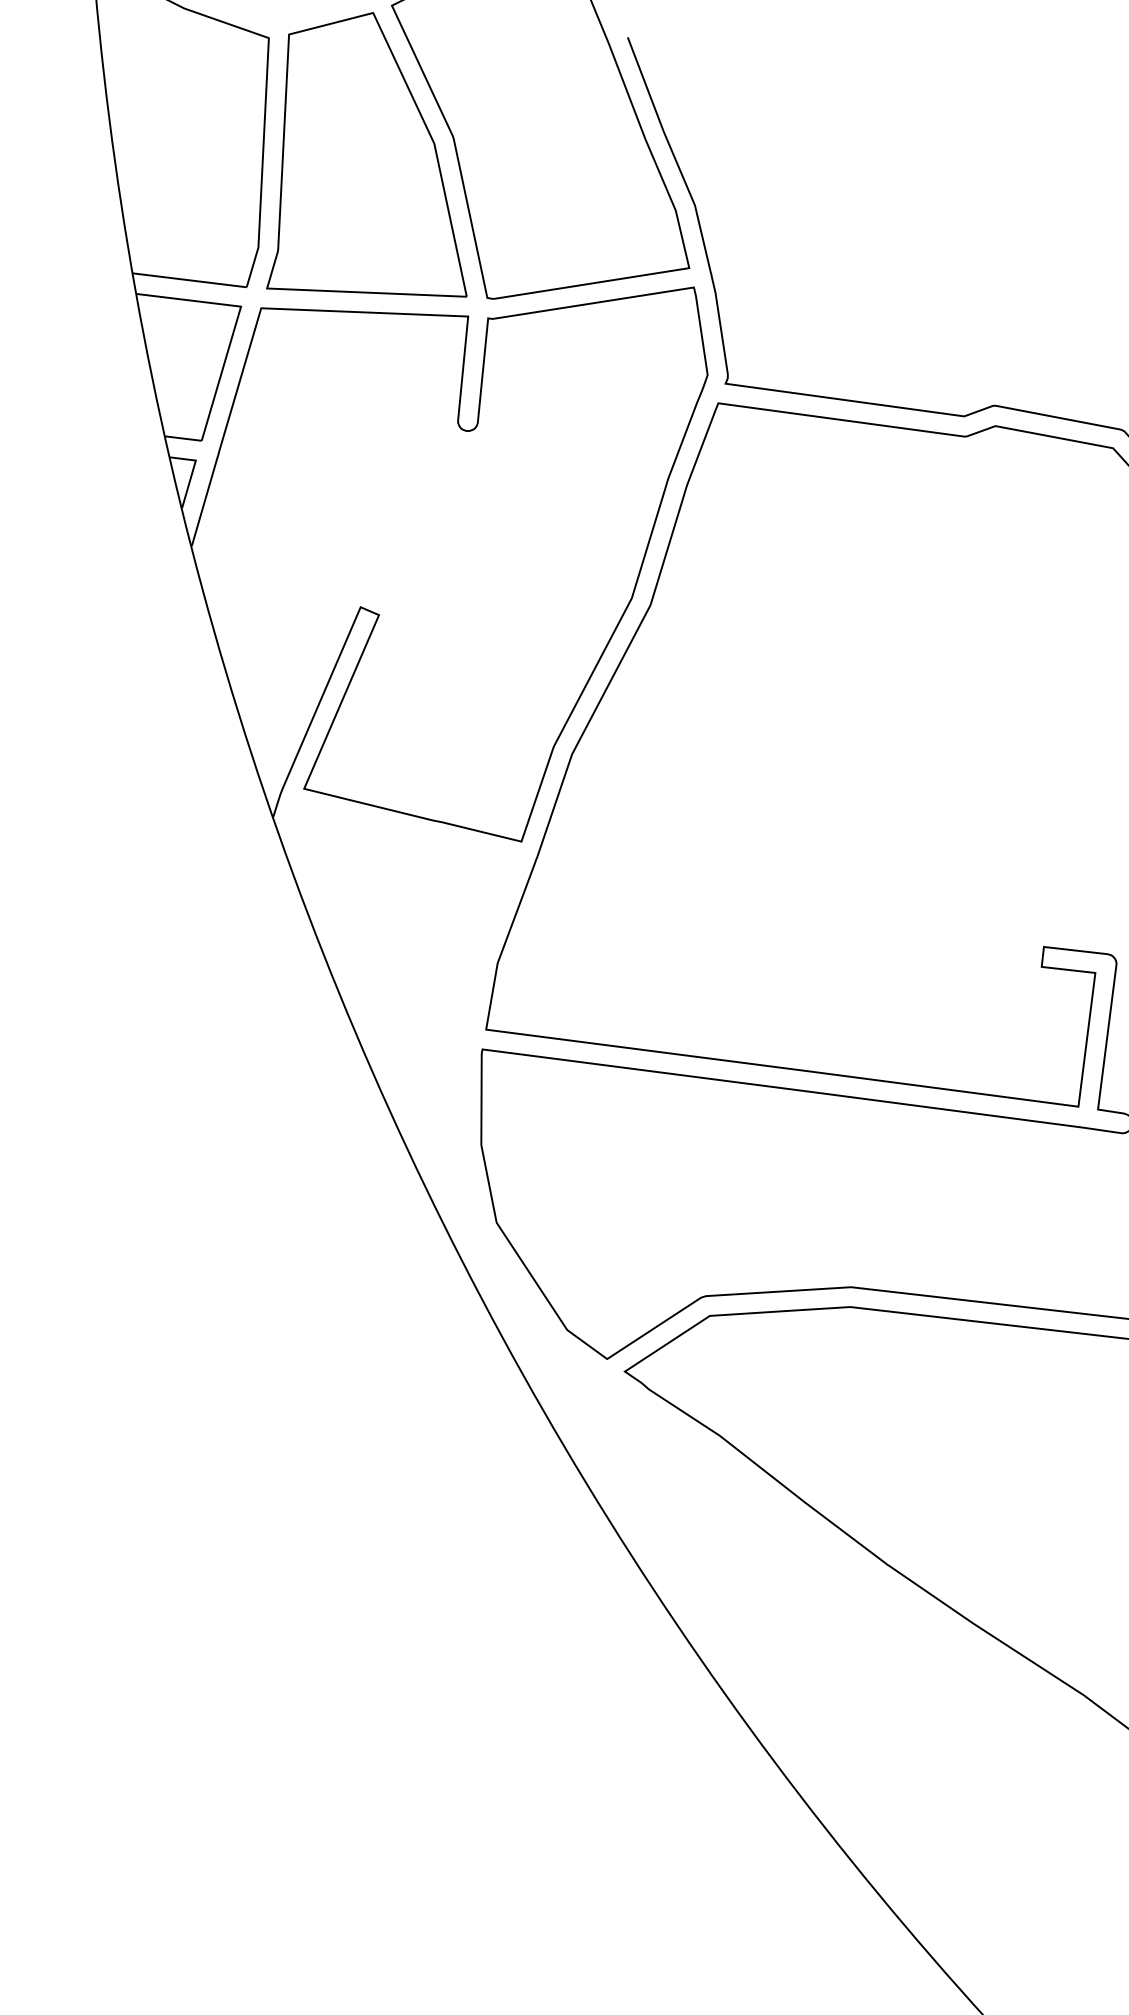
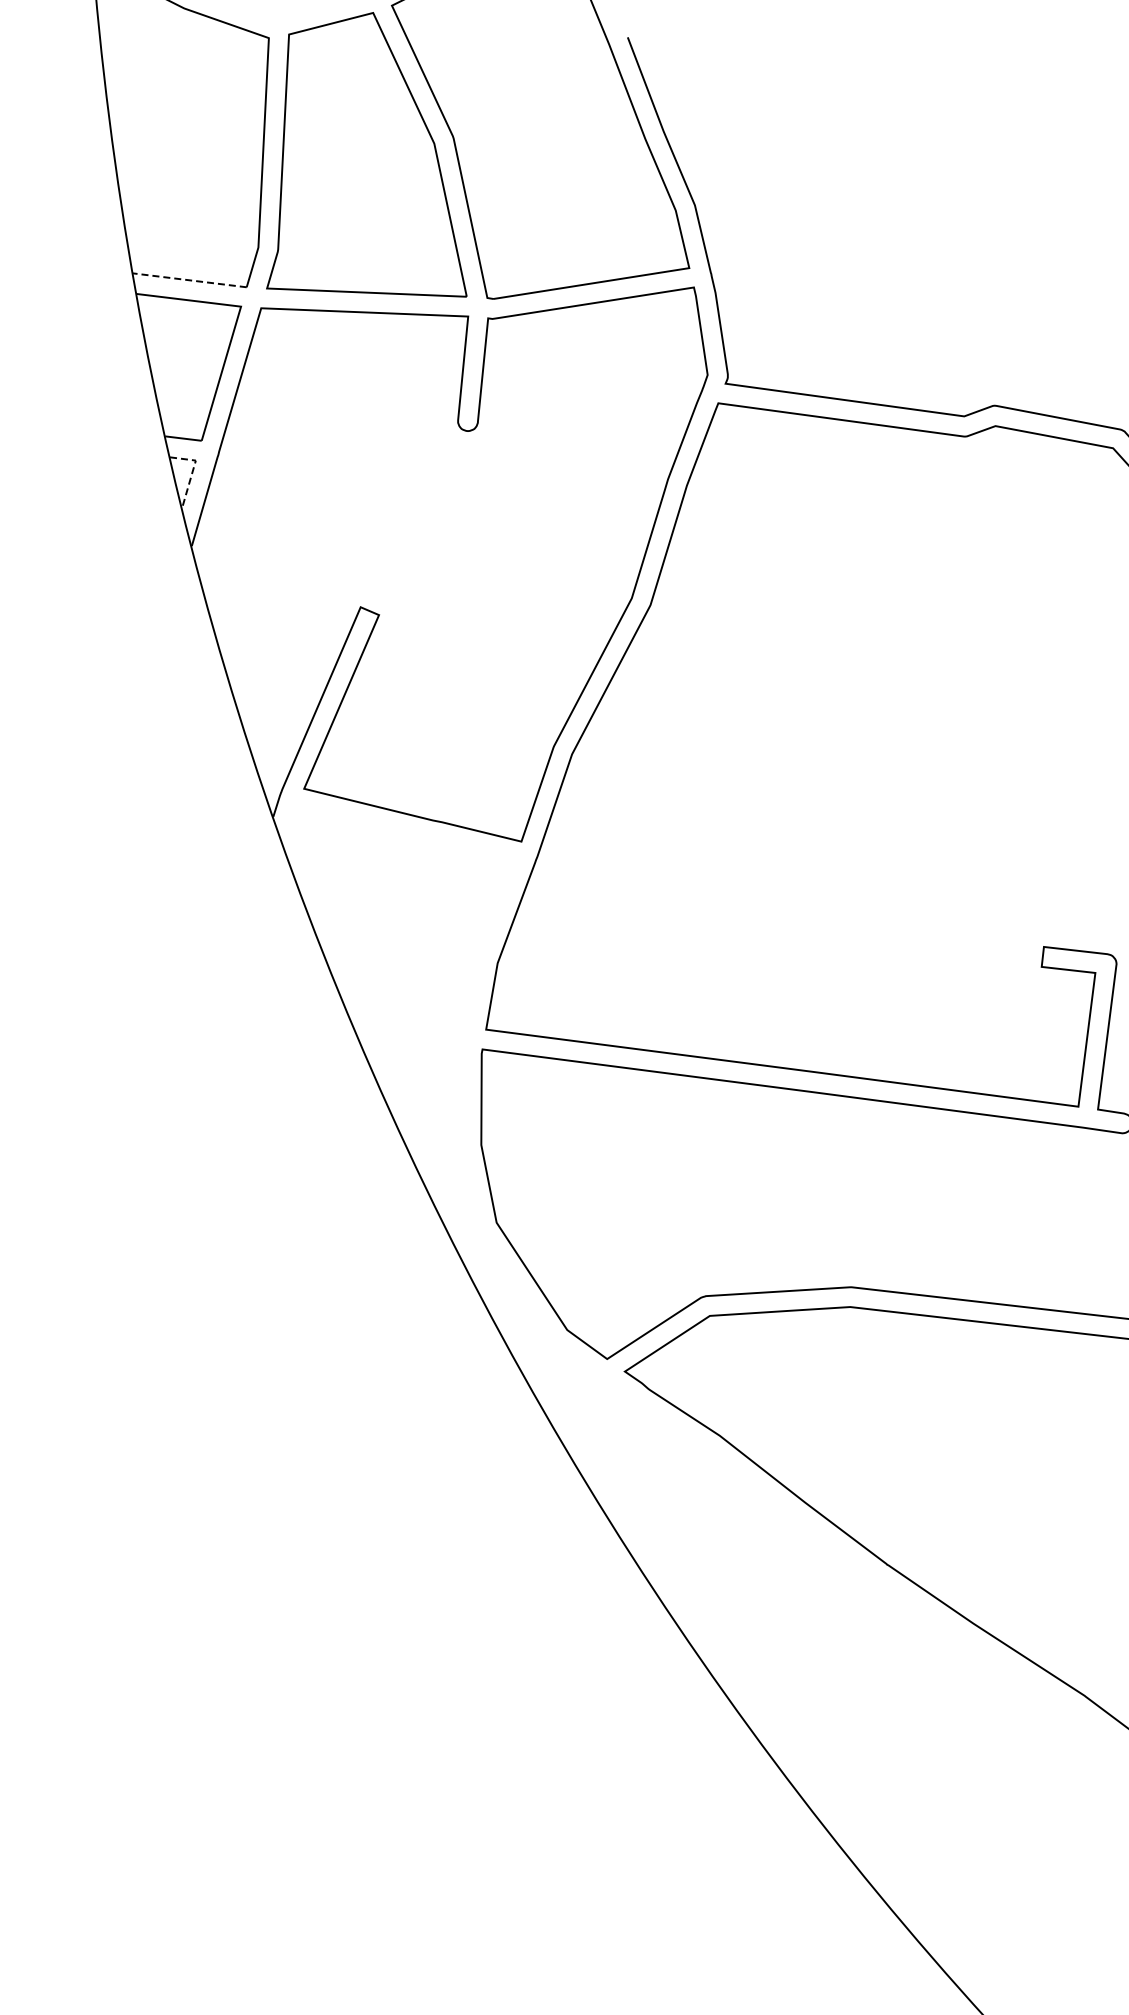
line: solid -> dashed (189, 280)
line: solid -> dashed (192, 471)
